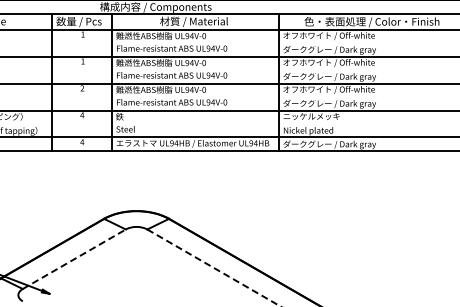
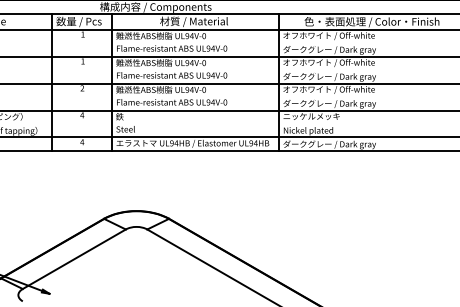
line: dashed -> solid (74, 259)
line: dashed -> solid (214, 268)
